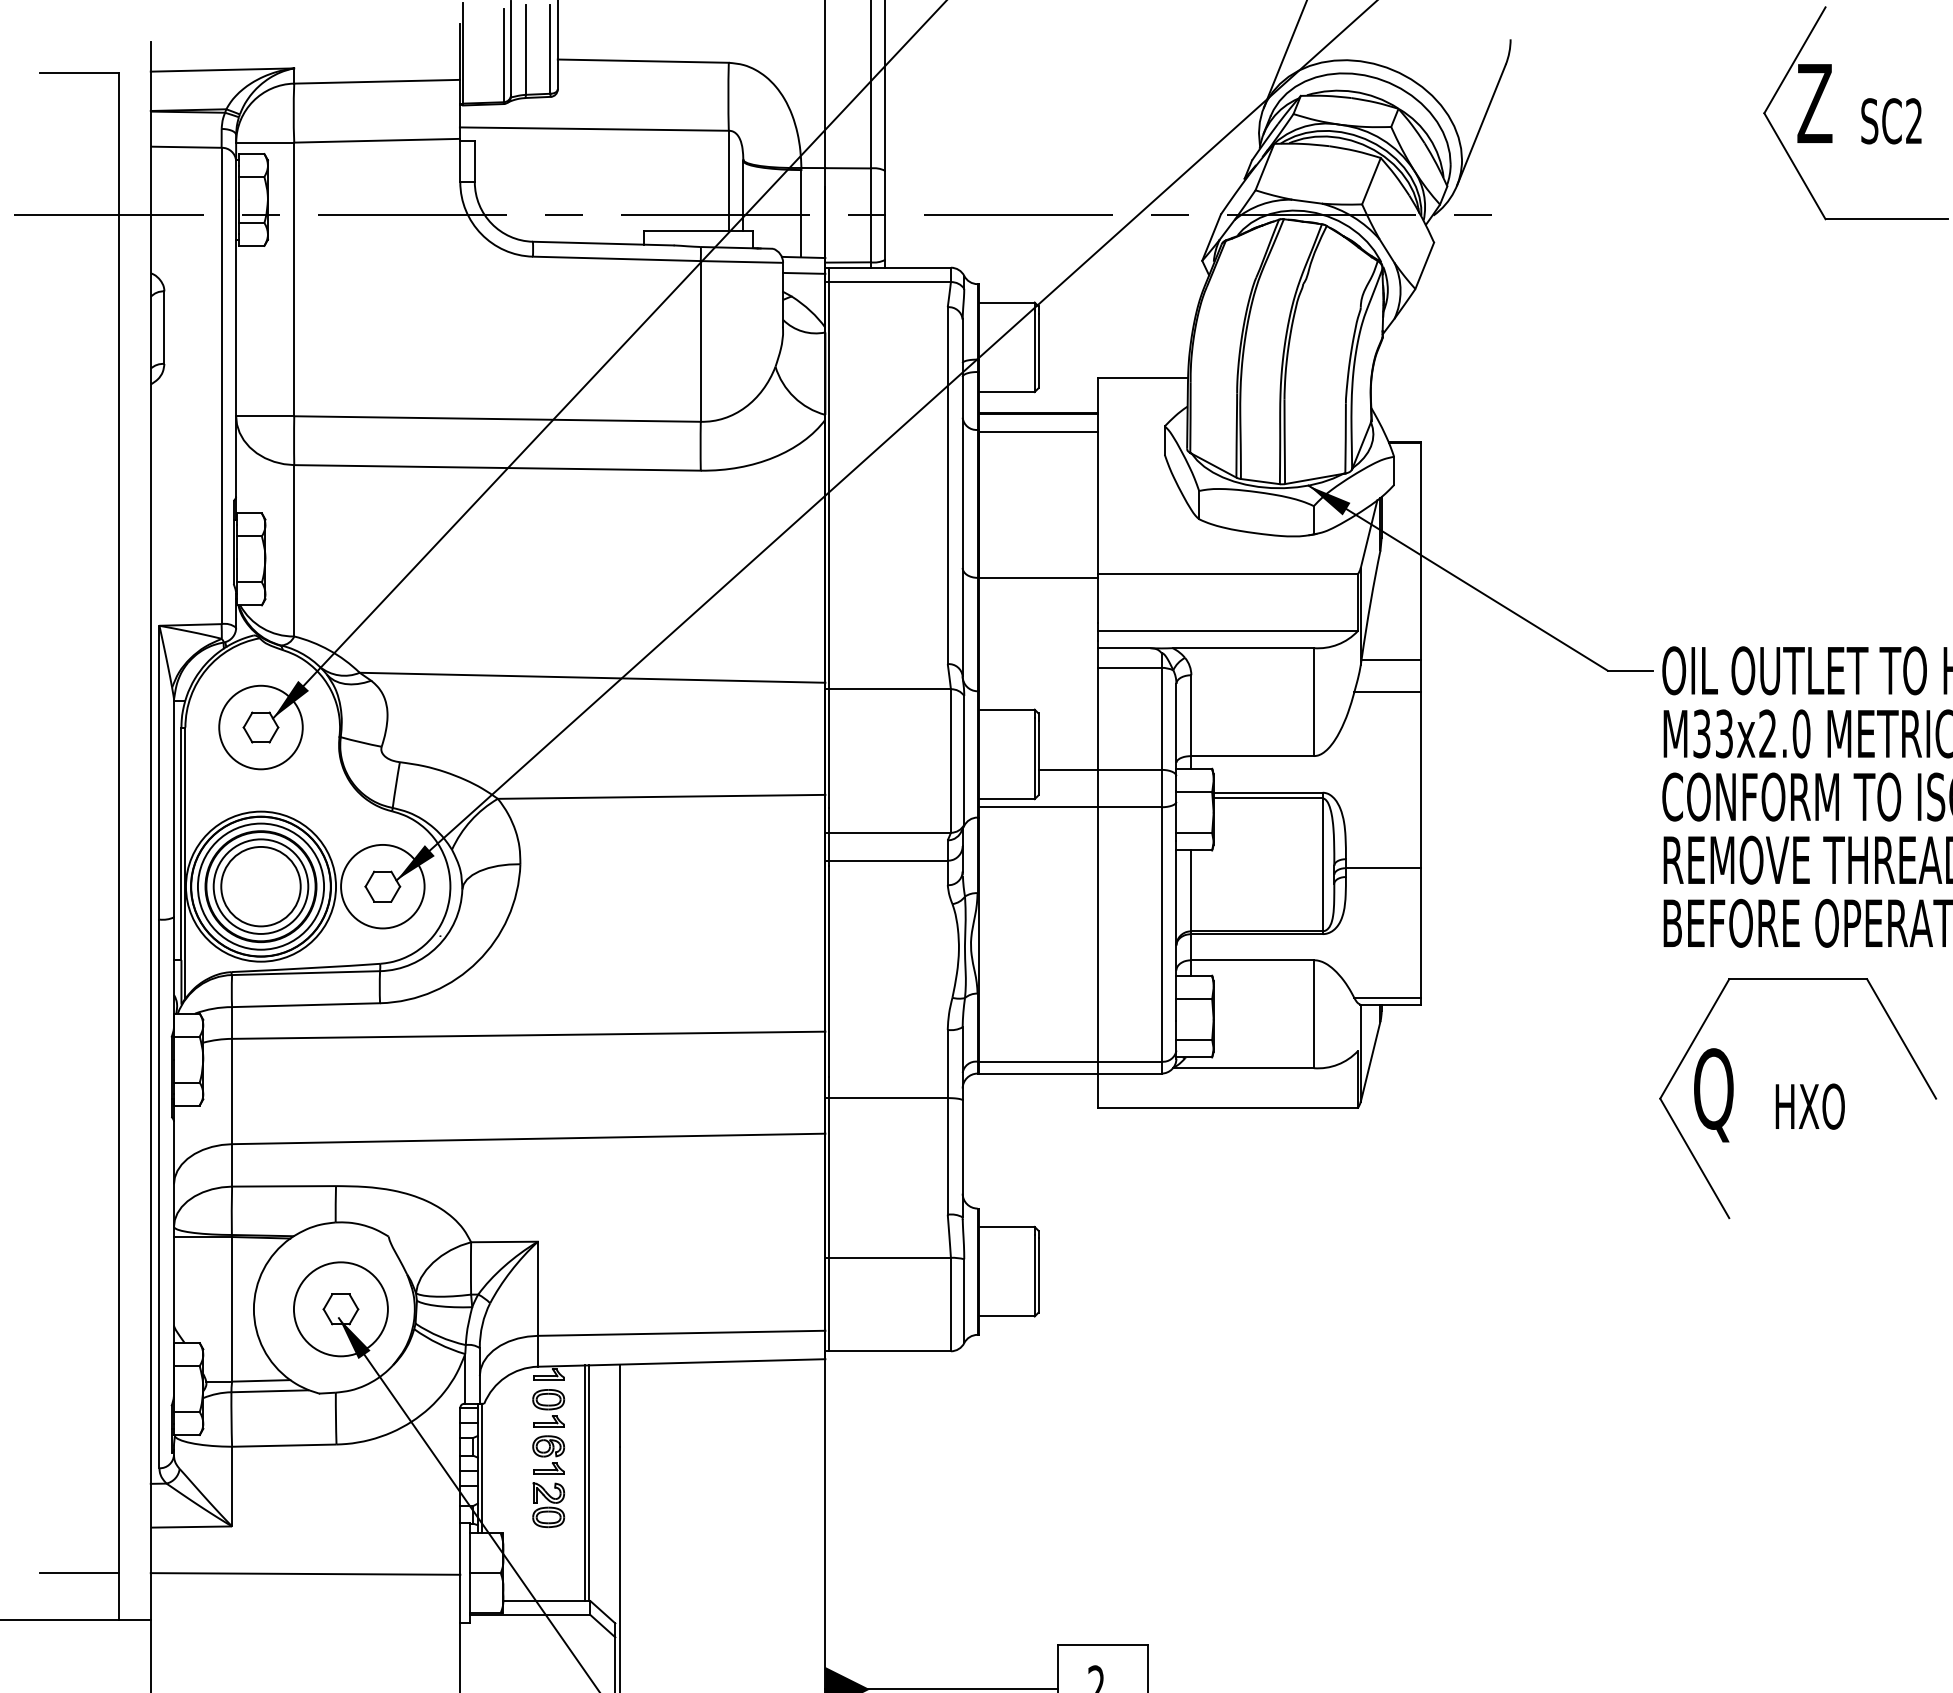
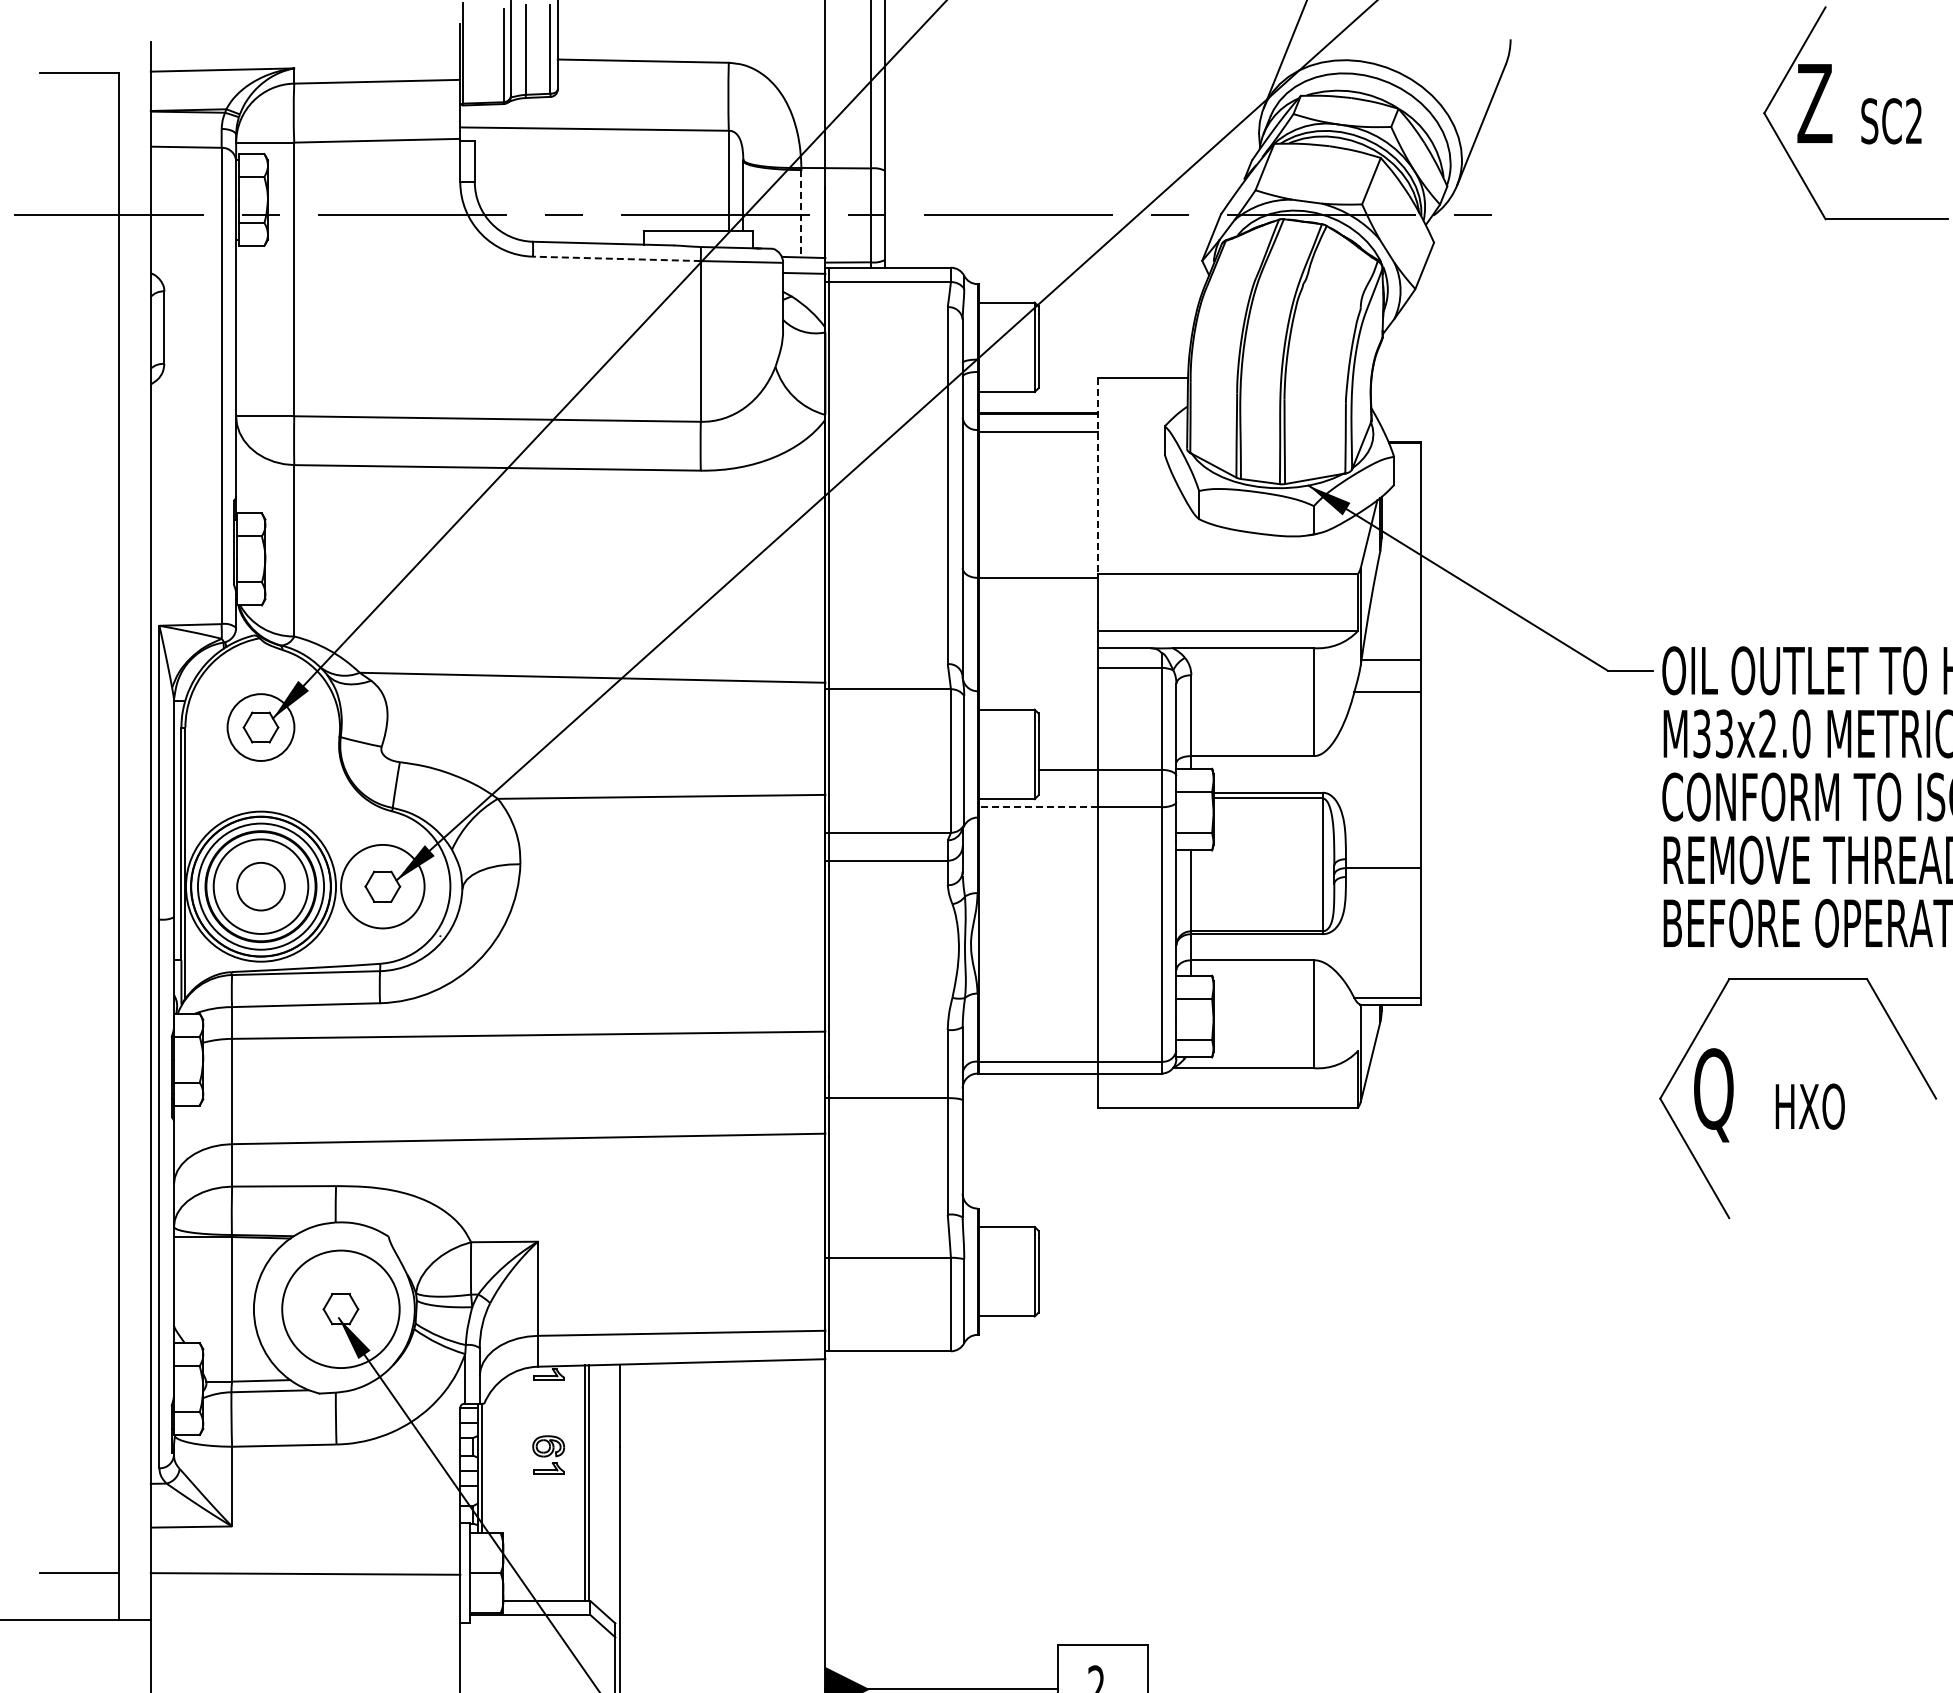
line: solid -> dashed (801, 213)
line: solid -> dashed (616, 258)
line: solid -> dashed (1097, 476)
circle diameter: 84 px -> 67 px (260, 727)
line: solid -> dashed (1037, 807)
circle diameter: 79 px -> 48 px (260, 886)
circle diameter: 94 px -> 117 px (340, 1309)
part: present -> none (548, 1408)
part: present -> none (548, 1505)
